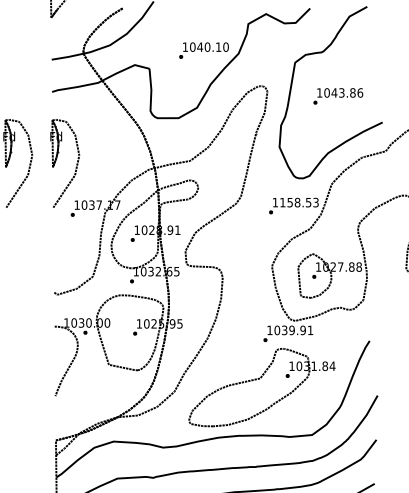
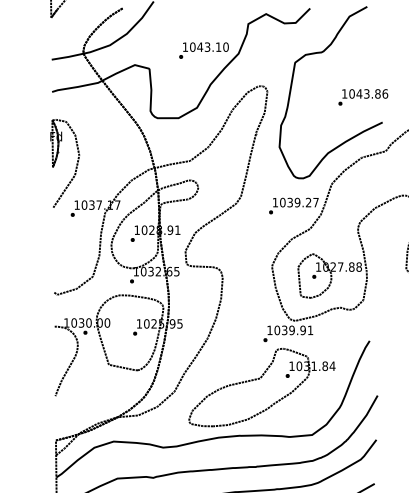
text: 1040.10 -> 1043.10 (207, 46)
text position: (338, 96) -> (363, 97) (363, 97)
part: present -> none (9, 161)
text: 1158.53 -> 1039.27 (299, 202)
